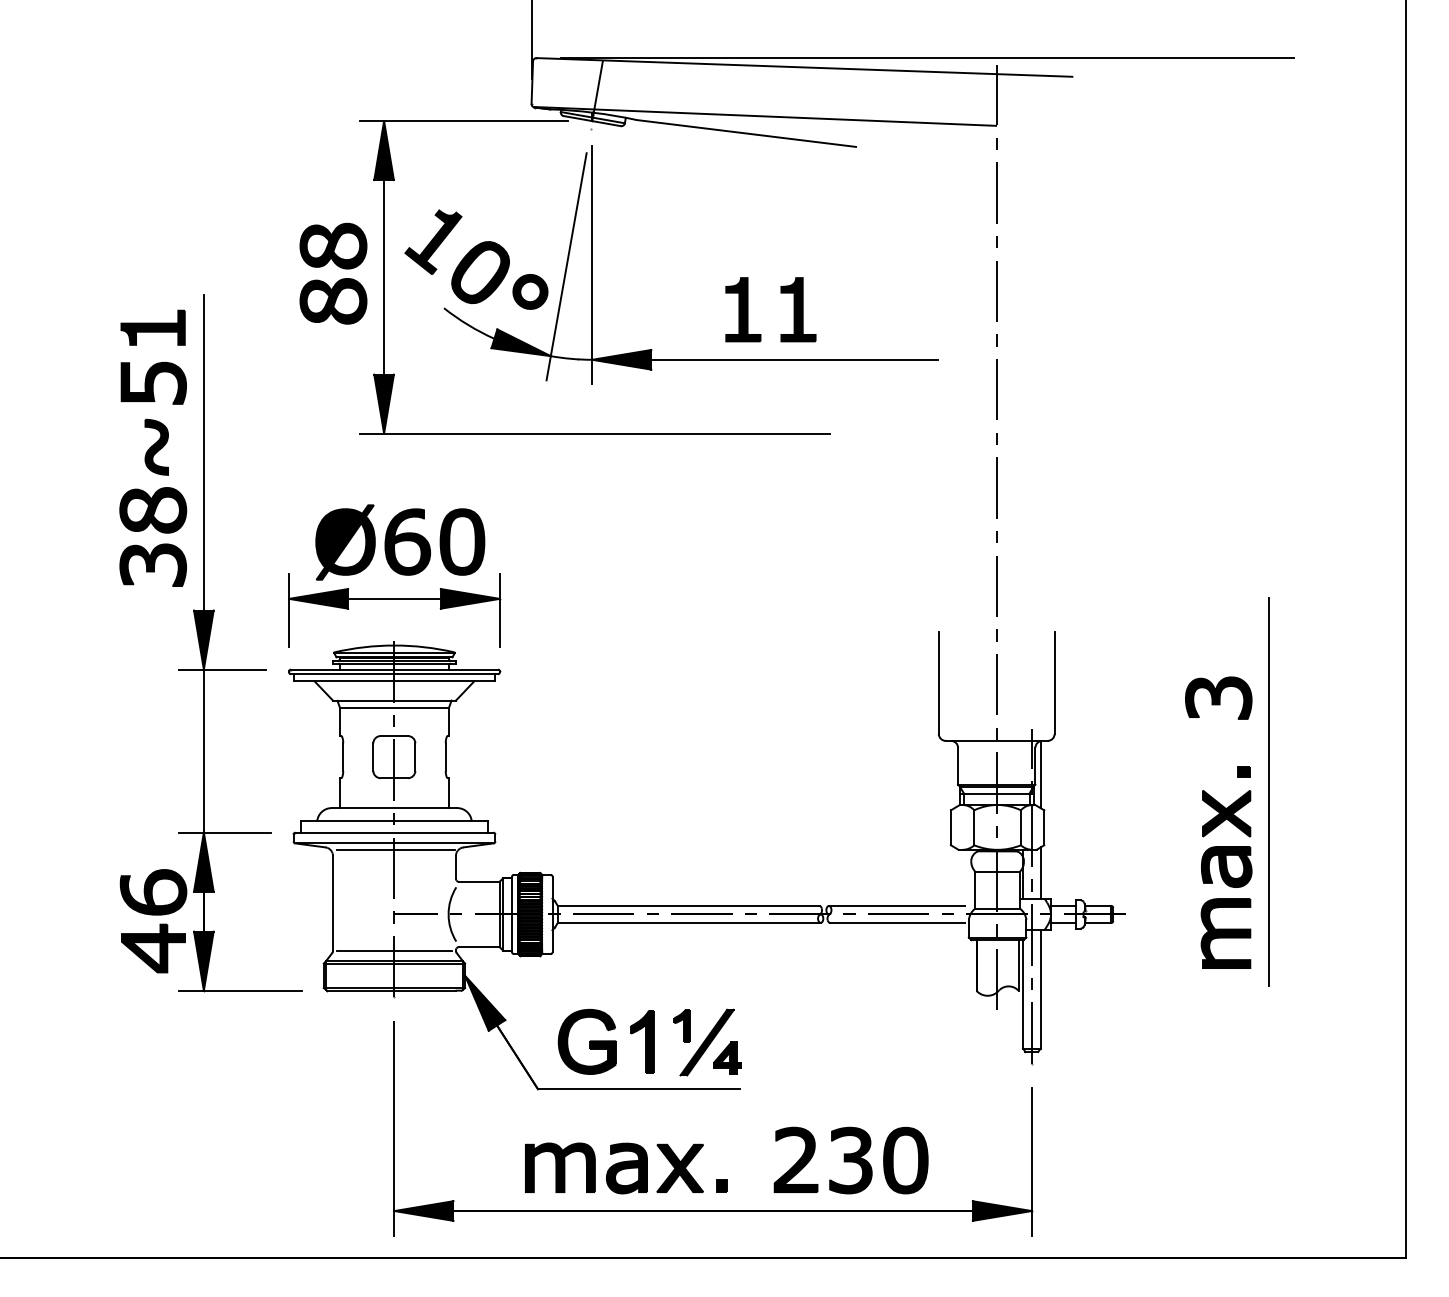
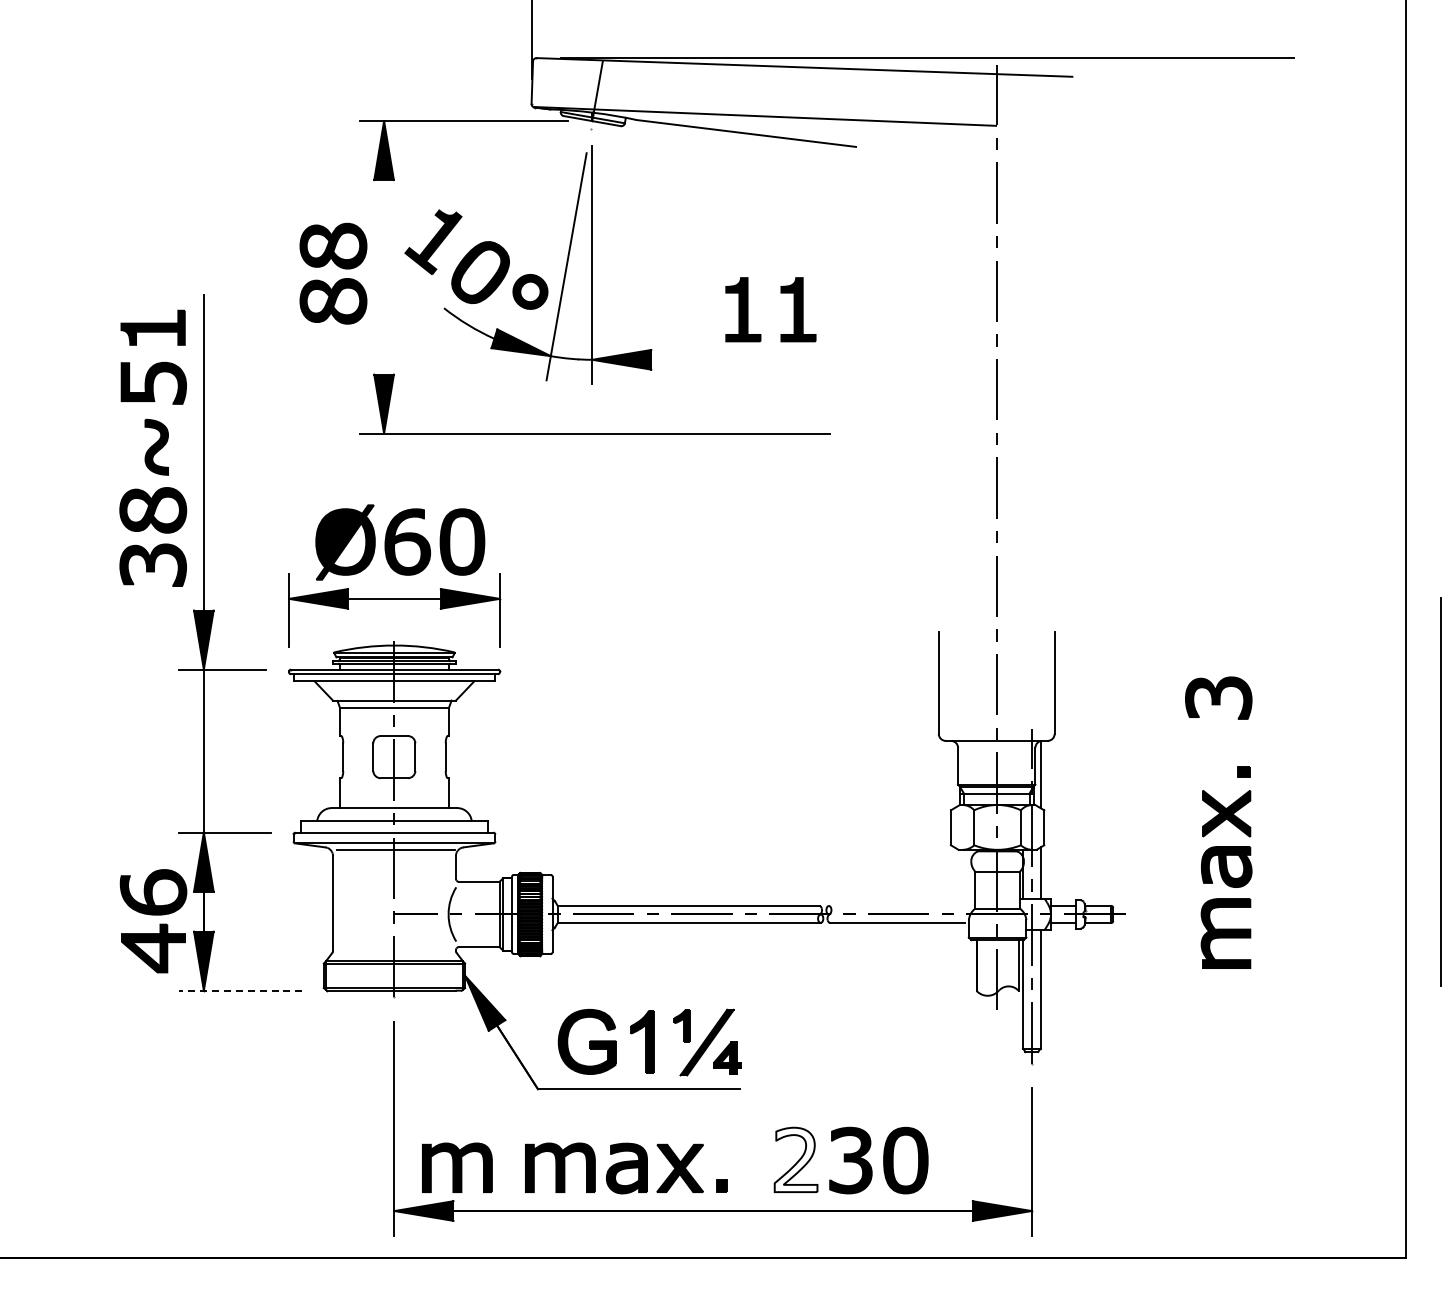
line: present -> none (384, 277)
line: present -> none (794, 359)
line position: (1268, 791) -> (1440, 791) (1440, 791)
line: present -> none (896, 906)
line: present -> none (394, 950)
line: solid -> dashed (240, 990)
fill: present -> none (795, 1159)
part: none -> present (457, 1167)
